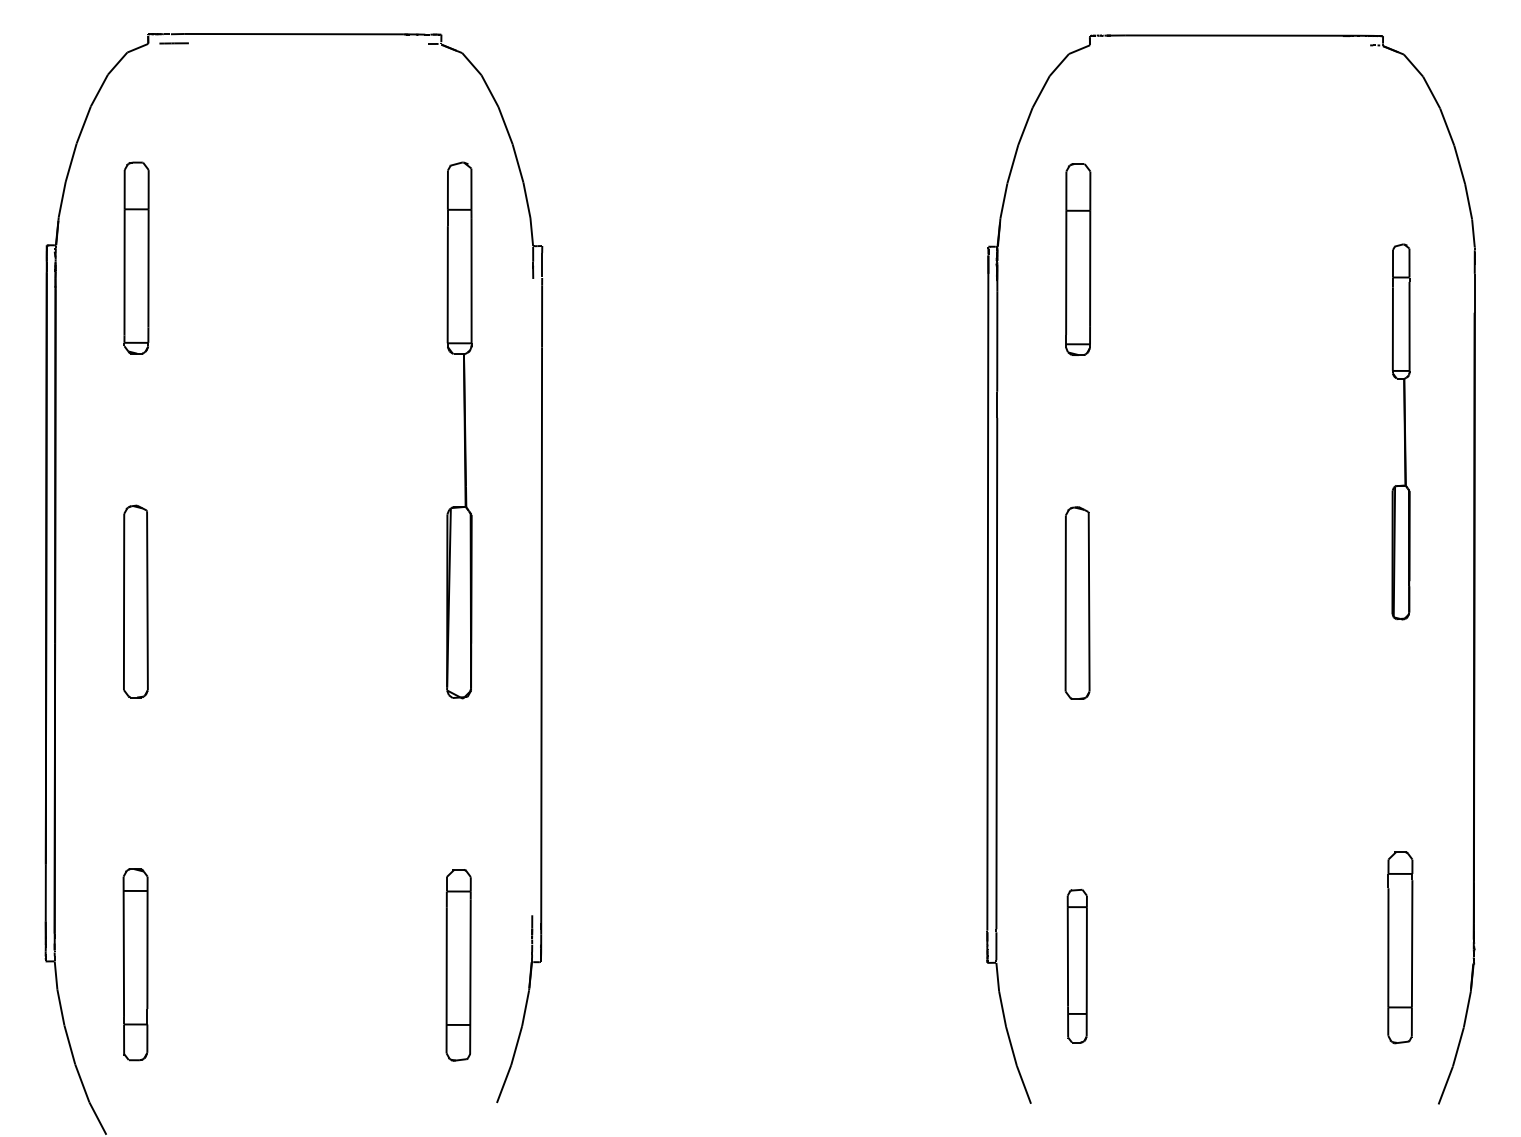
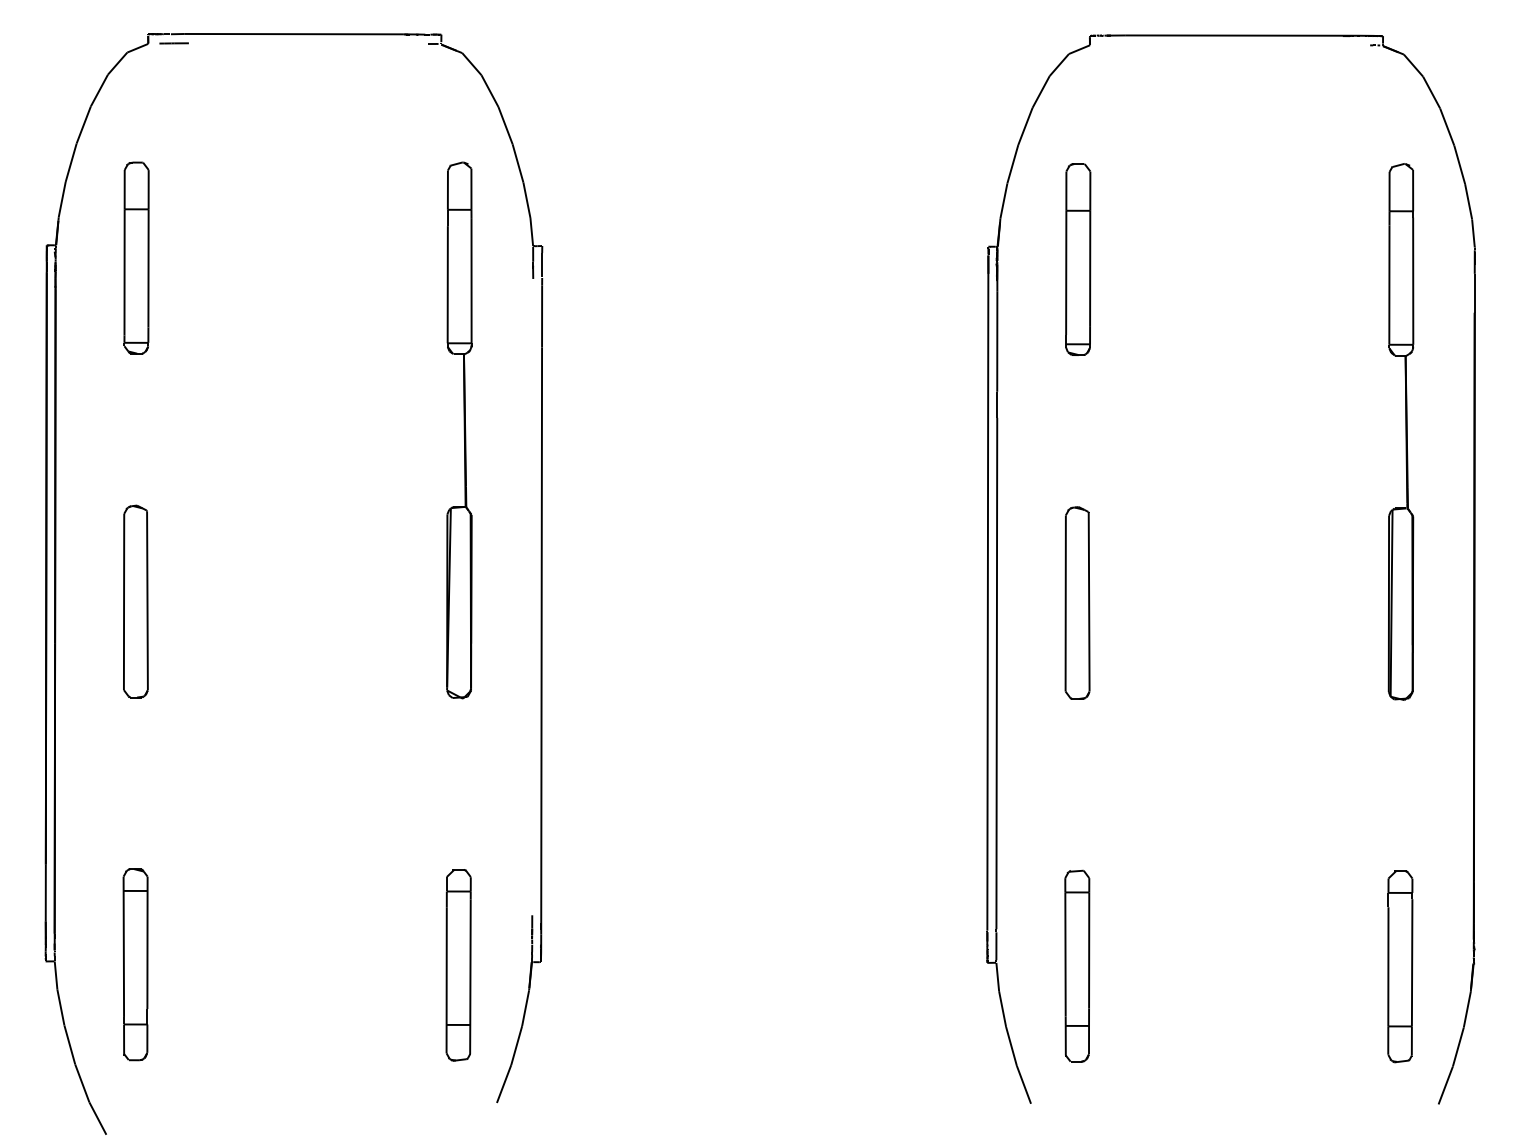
part size: 20x378 px -> 28x538 px (1400, 431)
part position: (1400, 947) -> (1400, 966) (1400, 966)
part size: 22x156 px -> 27x194 px (1077, 965)
